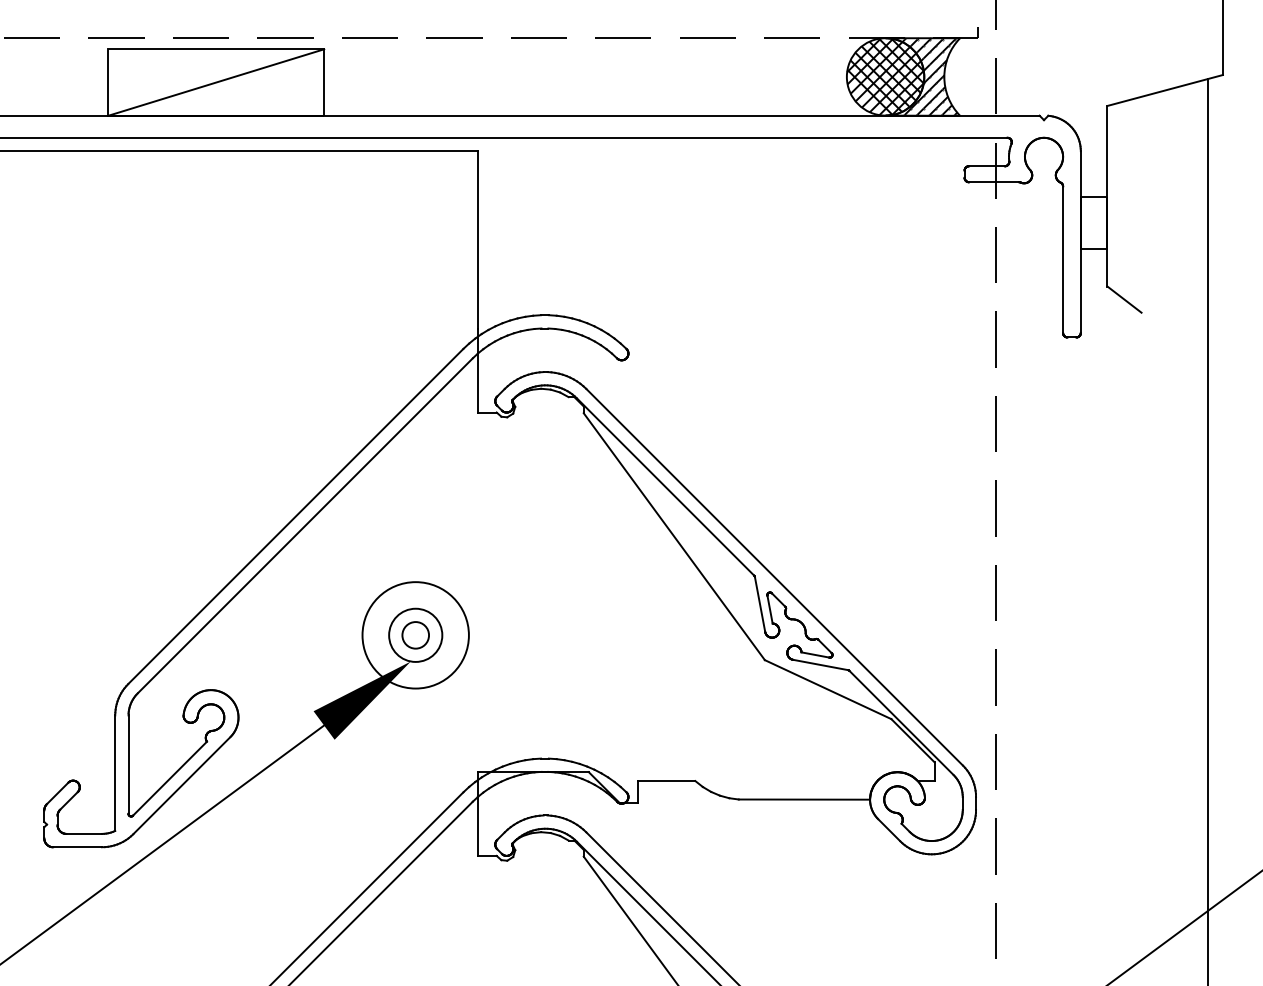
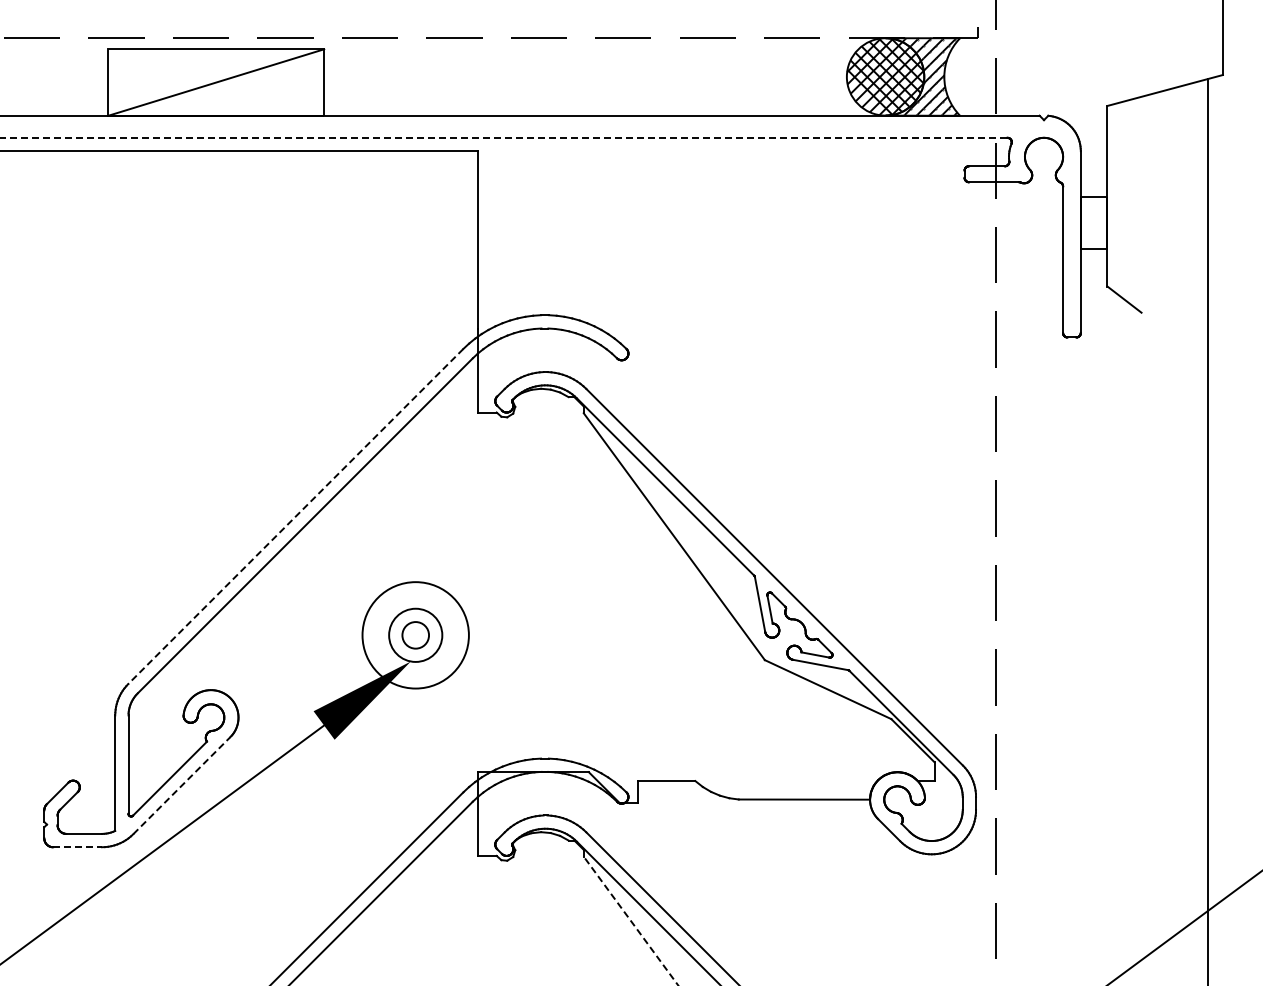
line: solid -> dashed (503, 137)
line: solid -> dashed (295, 516)
line: solid -> dashed (181, 785)
line: solid -> dashed (78, 847)
line: solid -> dashed (630, 920)
